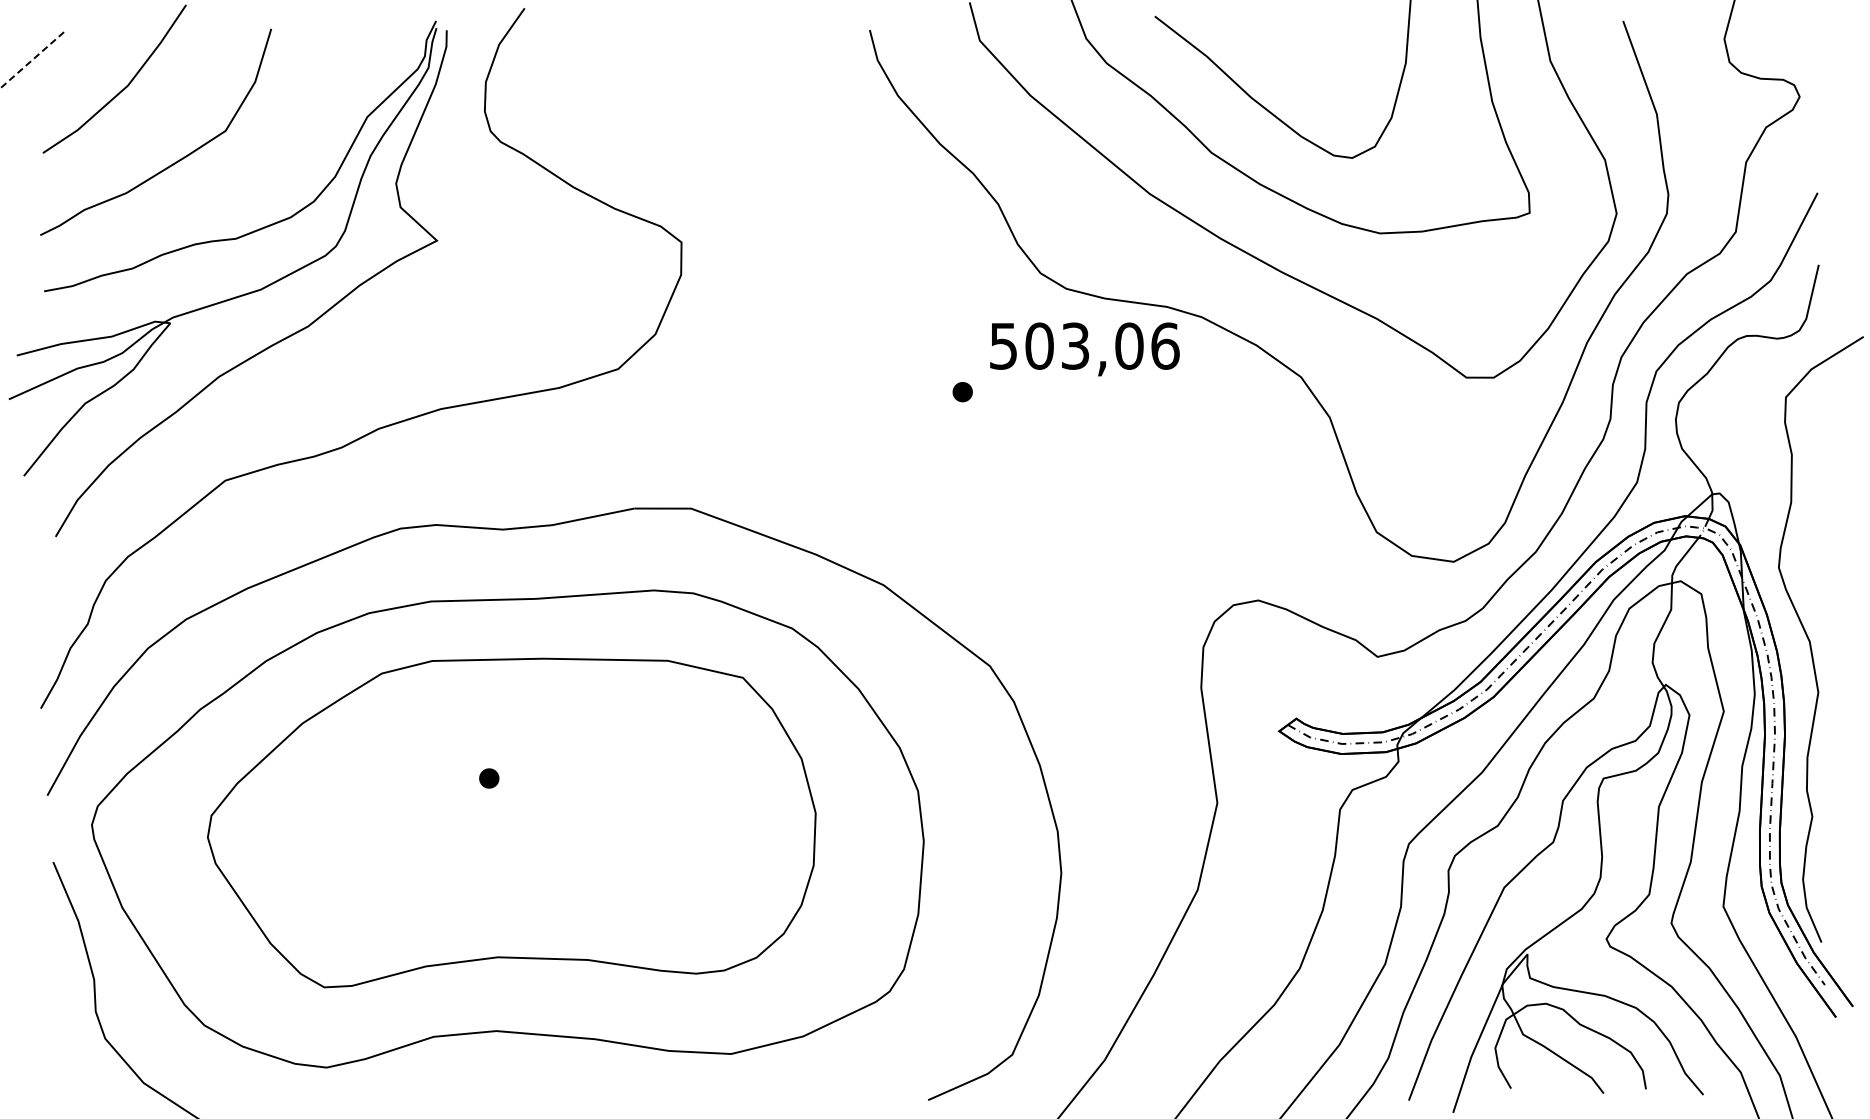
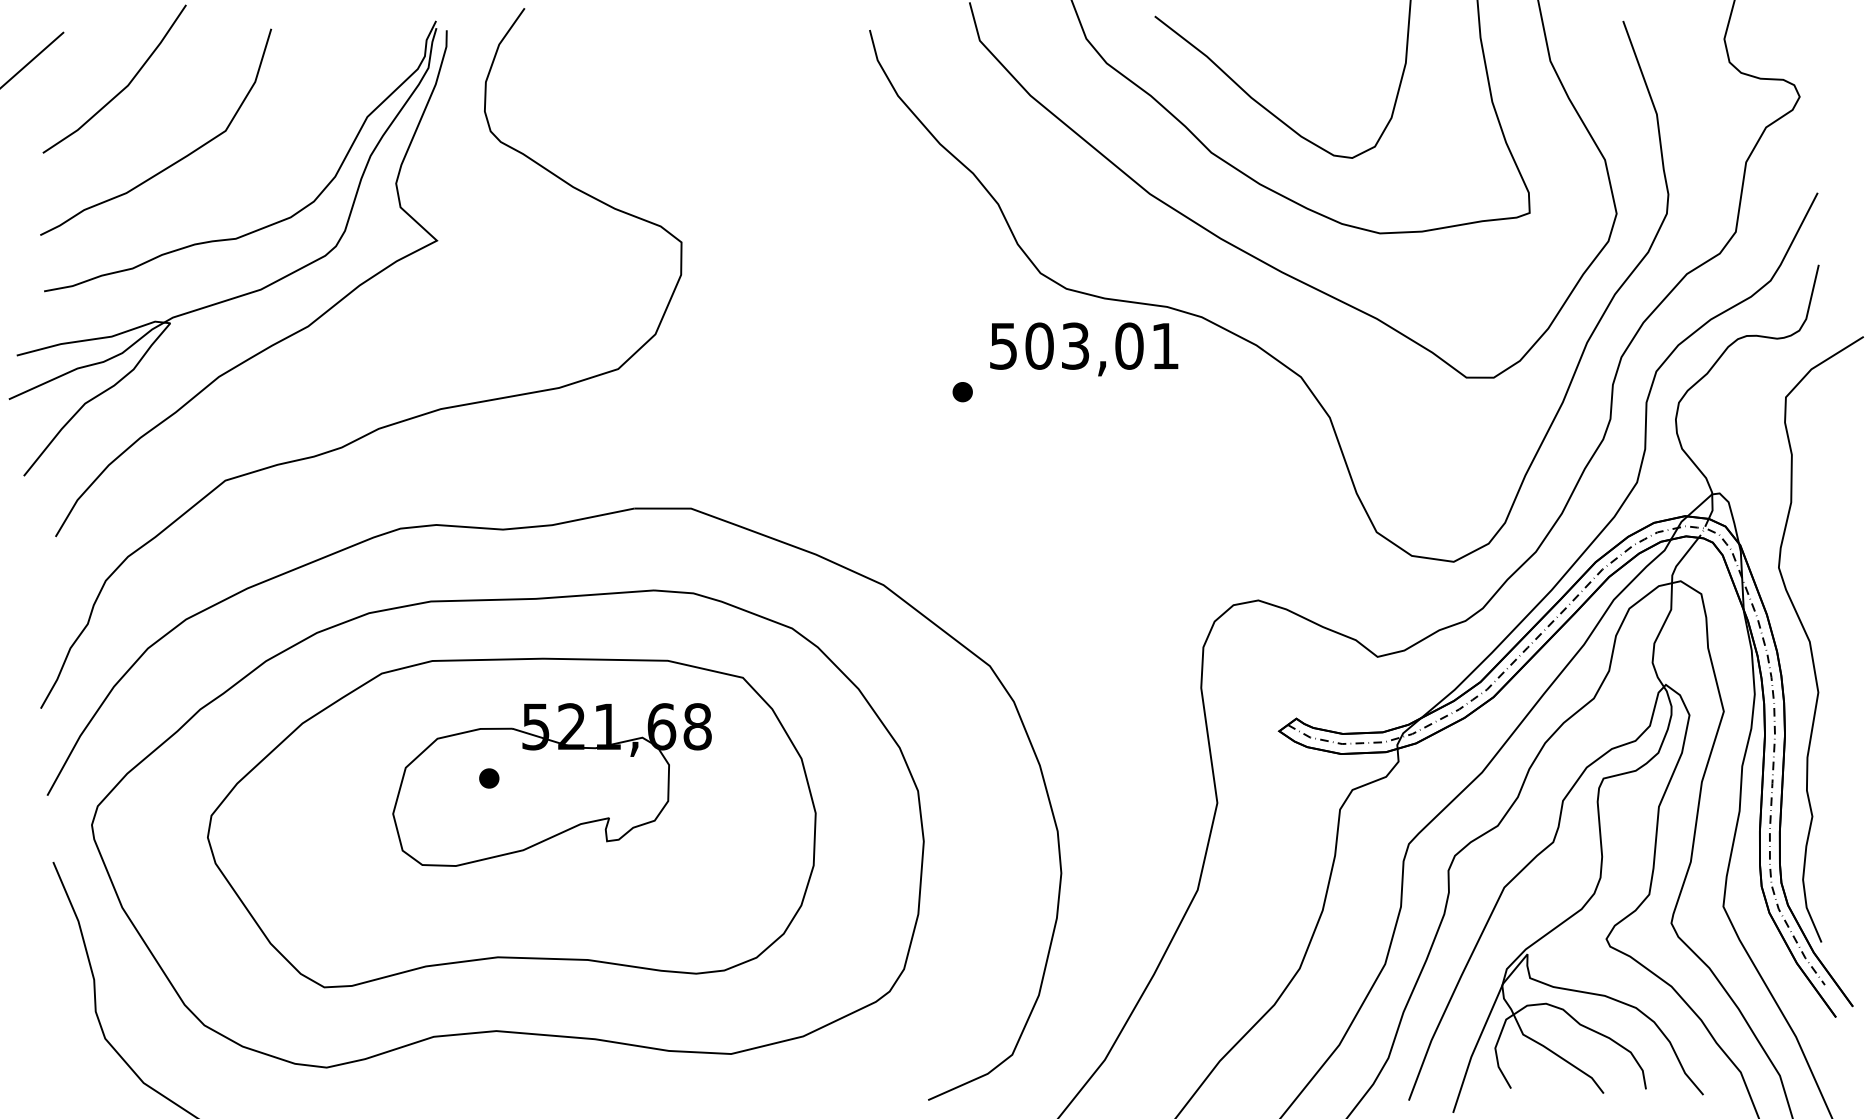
line: dashed -> solid (31, 60)
text: 503,06 -> 503,01 (1165, 345)
part: none -> present (551, 784)
